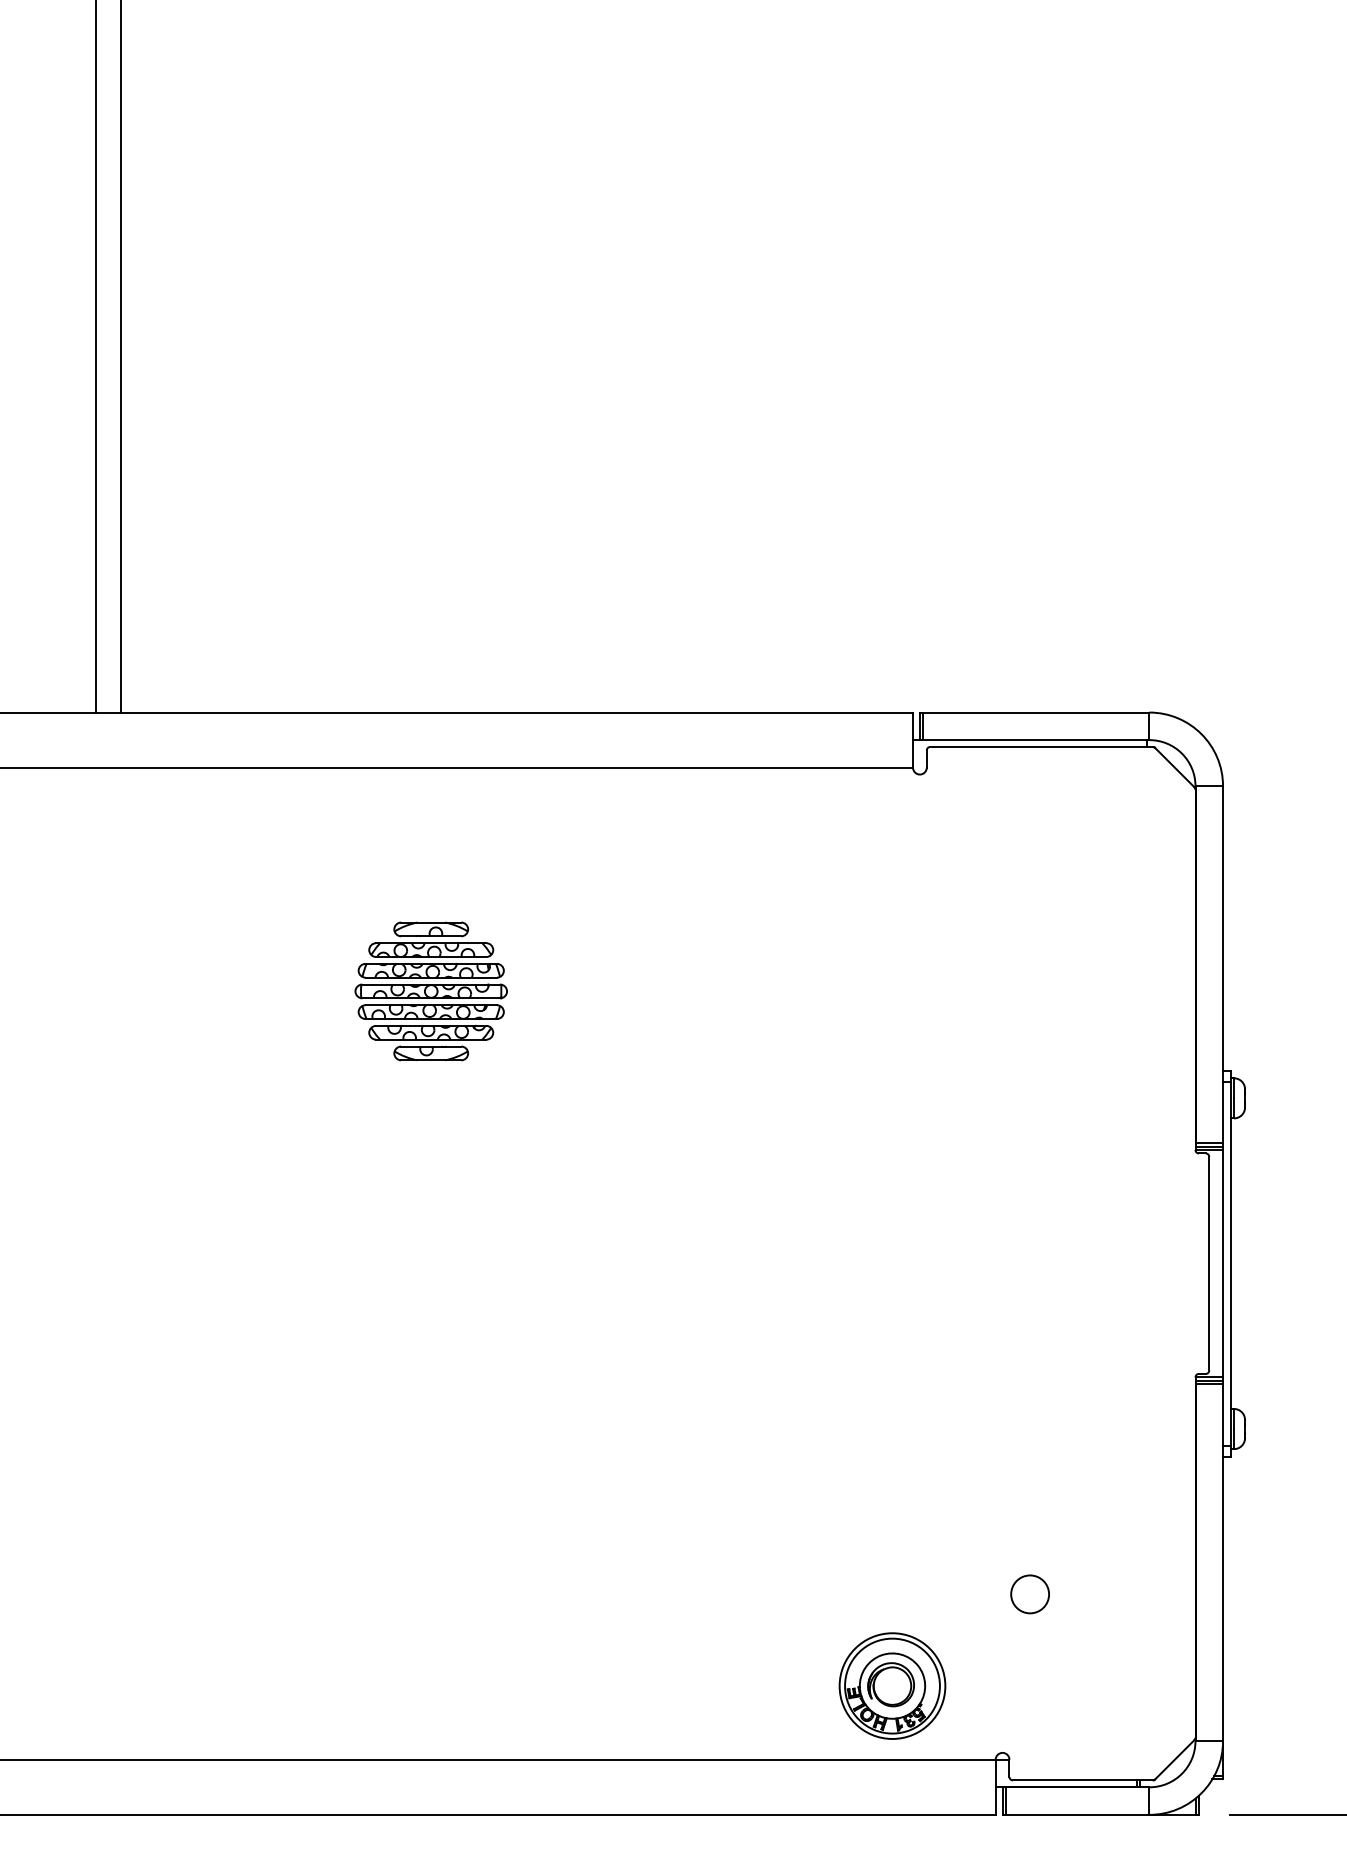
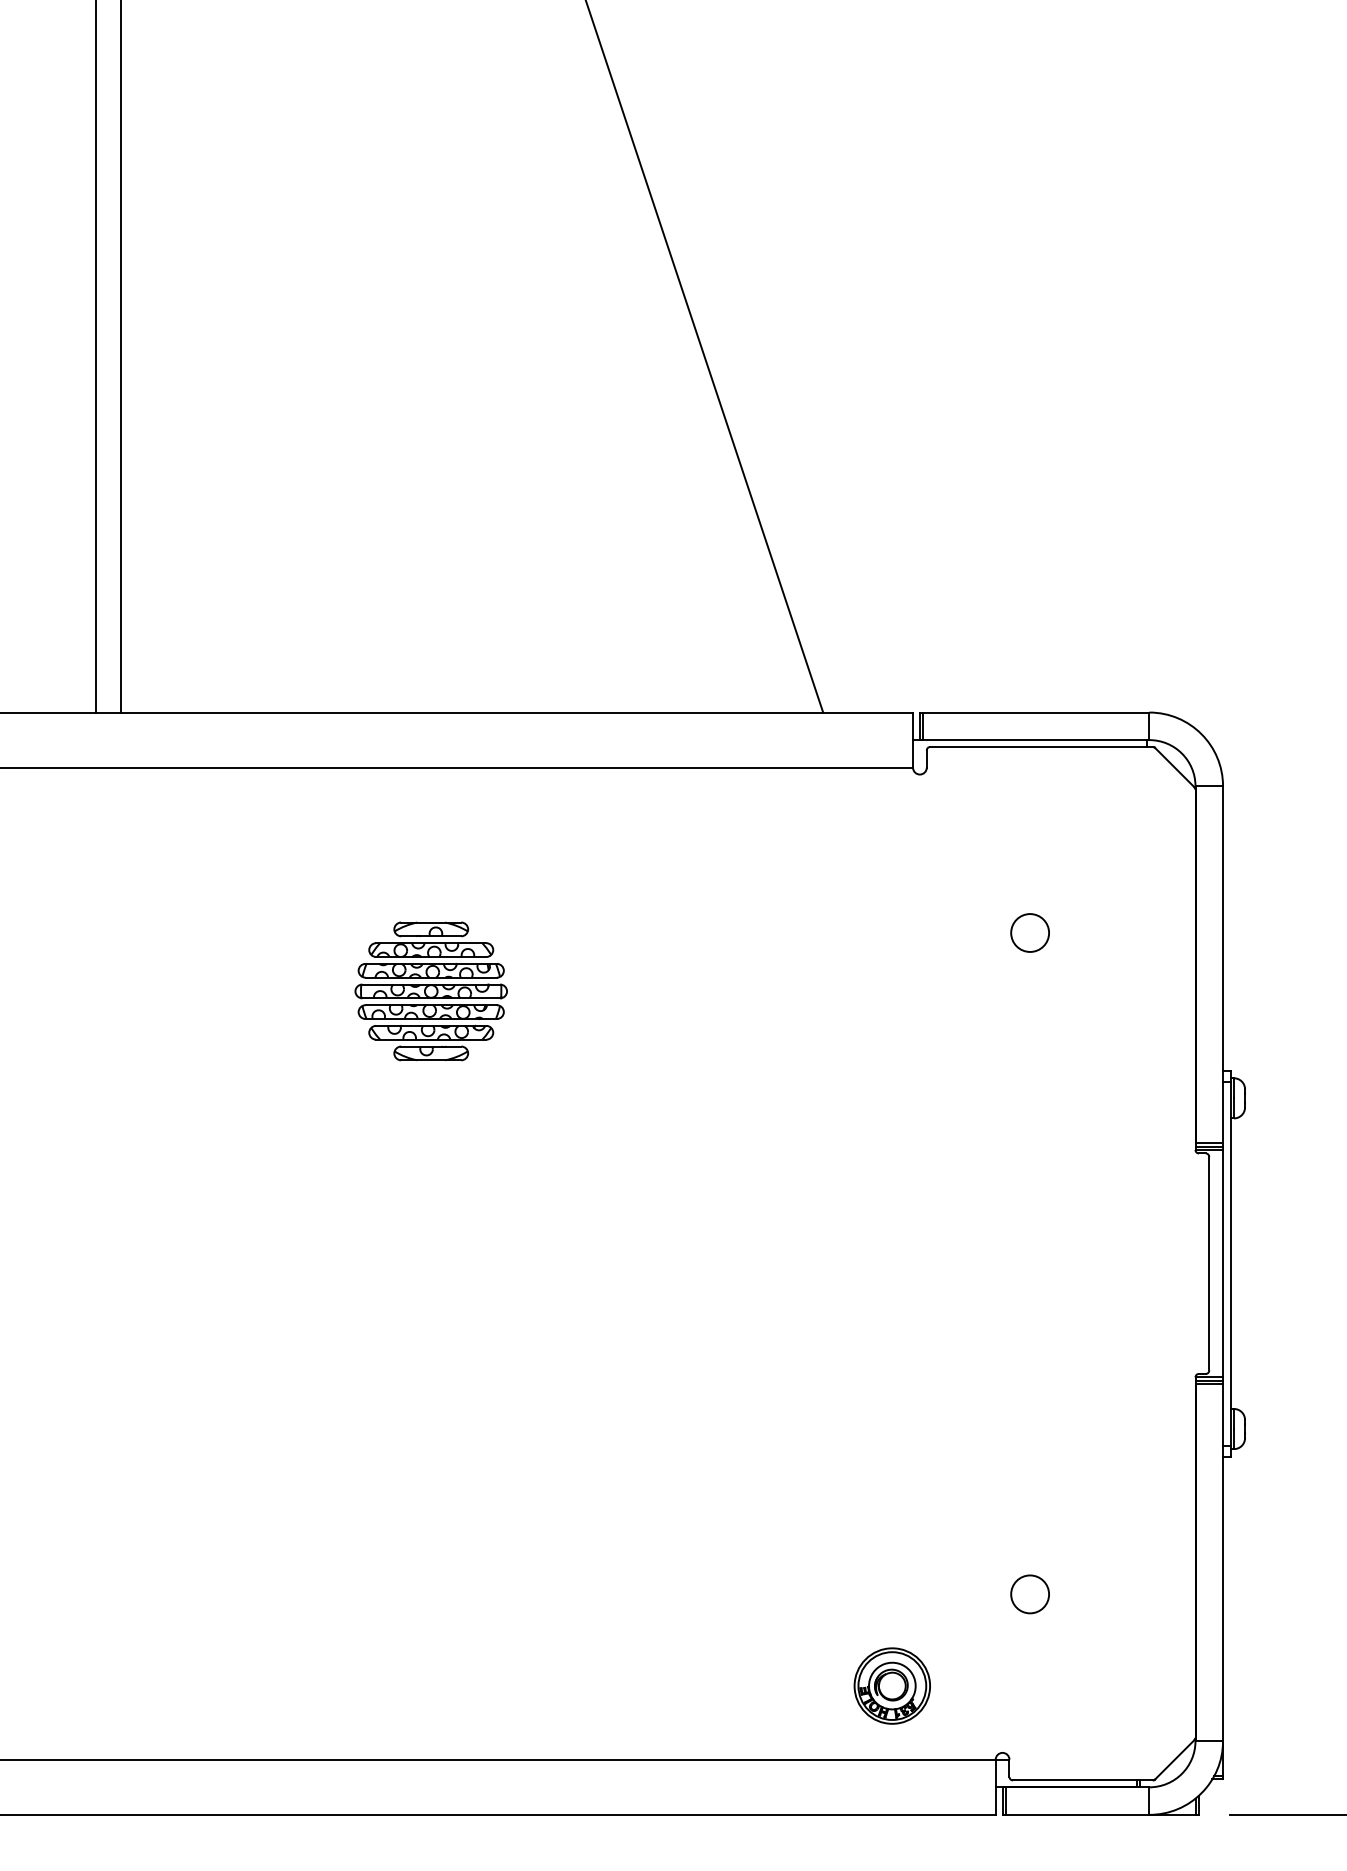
line: none -> present (704, 357)
circle: none -> present (1029, 932)
part size: 109x108 px -> 78x78 px (891, 1685)
